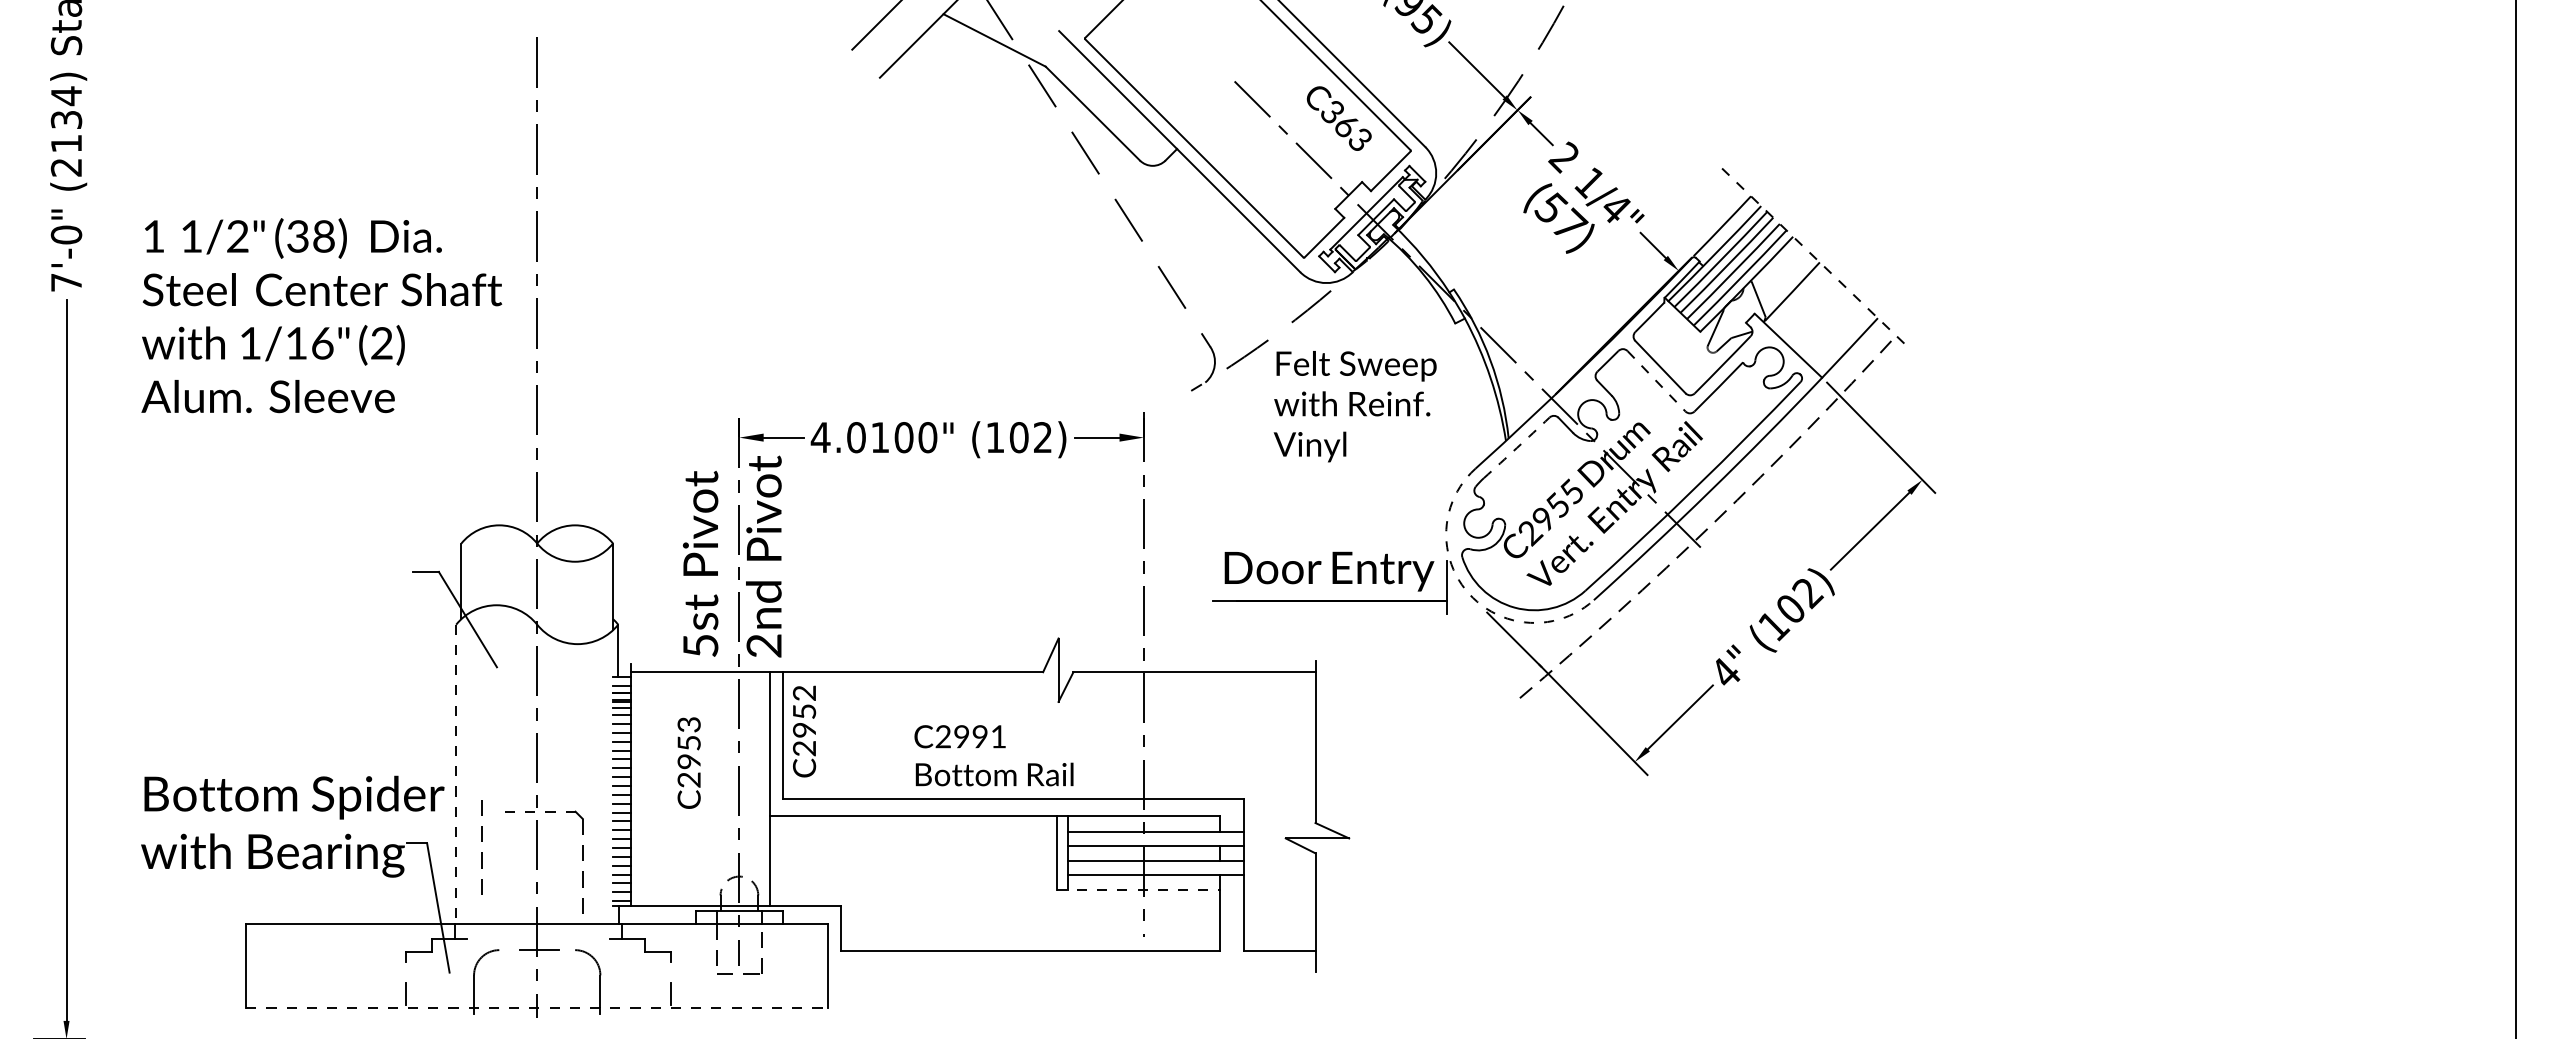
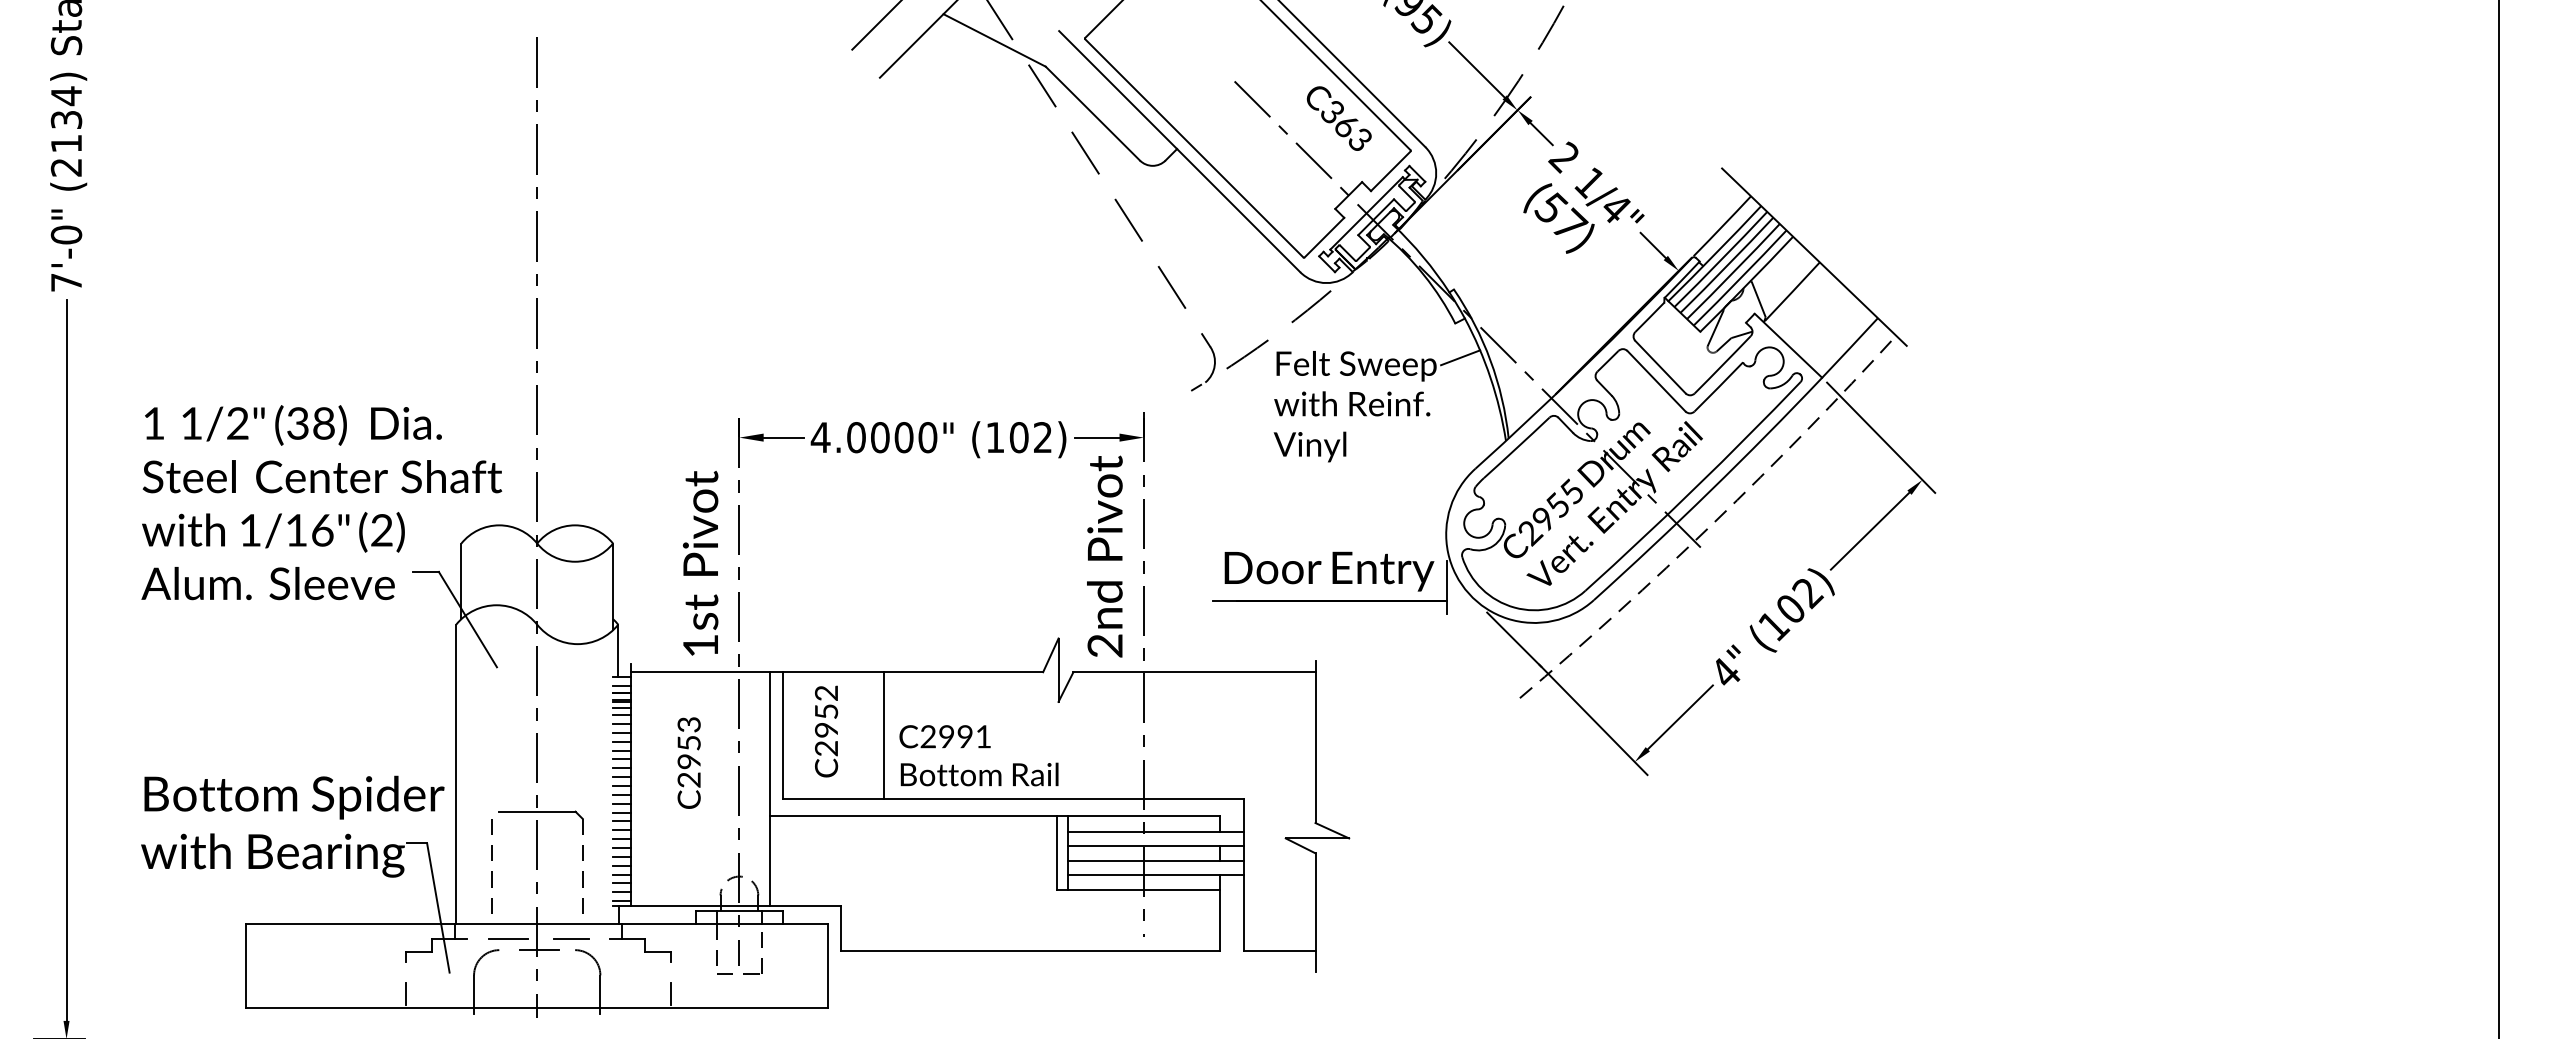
line: dashed -> solid (1814, 257)
text position: (321, 315) -> (321, 502) (321, 502)
line: none -> present (1460, 357)
line: dashed -> solid (1656, 381)
text: 4.0100" -> 4.0000" (880, 437)
arc: dashed -> solid (1516, 448)
line position: (2515, 518) -> (2498, 518) (2498, 518)
text position: (763, 556) -> (1104, 556) (1104, 556)
arc: dashed -> solid (1468, 593)
text: 5st -> 1st (700, 645)
text position: (804, 731) -> (826, 731) (826, 731)
line: none -> present (884, 735)
text position: (993, 755) -> (978, 755) (978, 755)
line: dashed -> solid (456, 774)
line: dashed -> solid (537, 811)
line position: (481, 852) -> (491, 871) (491, 871)
line: dashed -> solid (1138, 889)
line: none -> present (507, 938)
line: none -> present (571, 938)
line: dashed -> solid (537, 1007)
